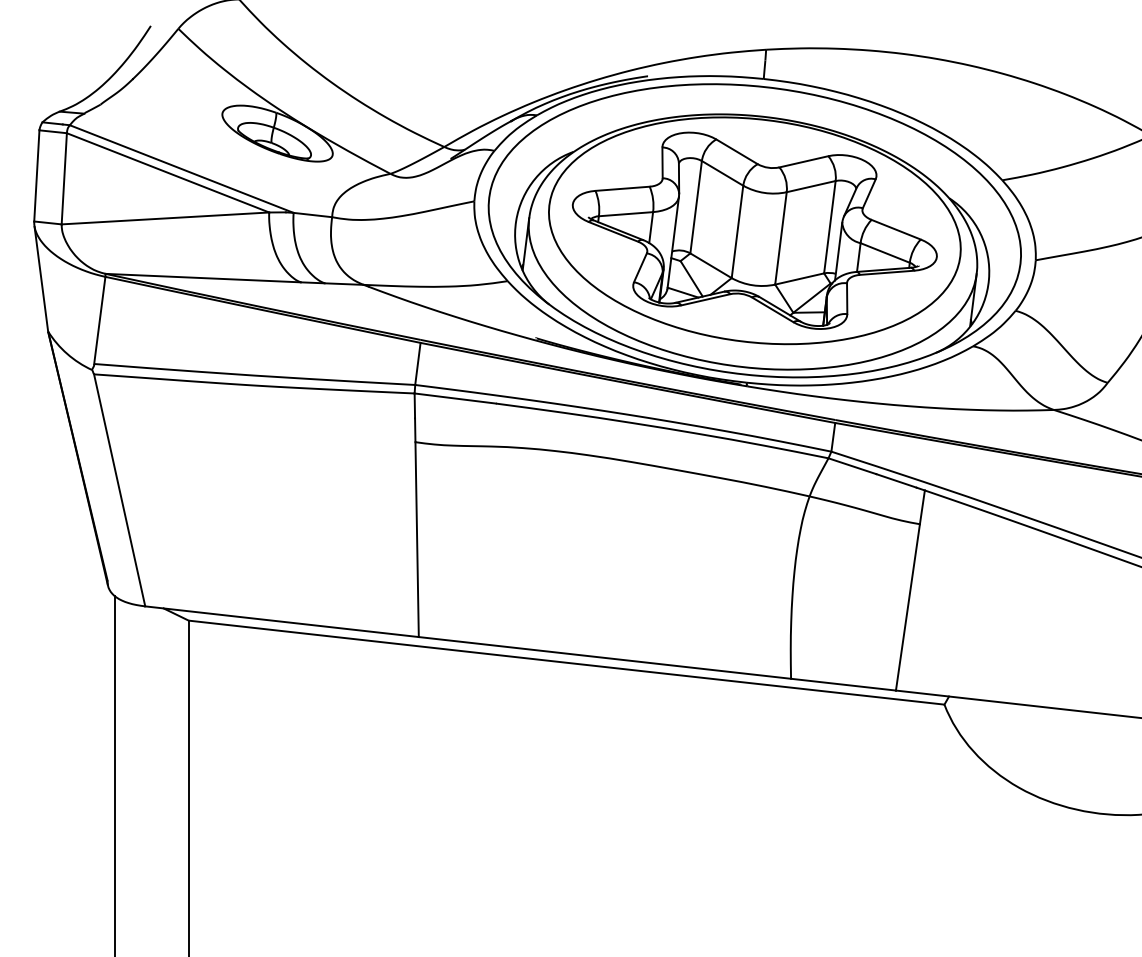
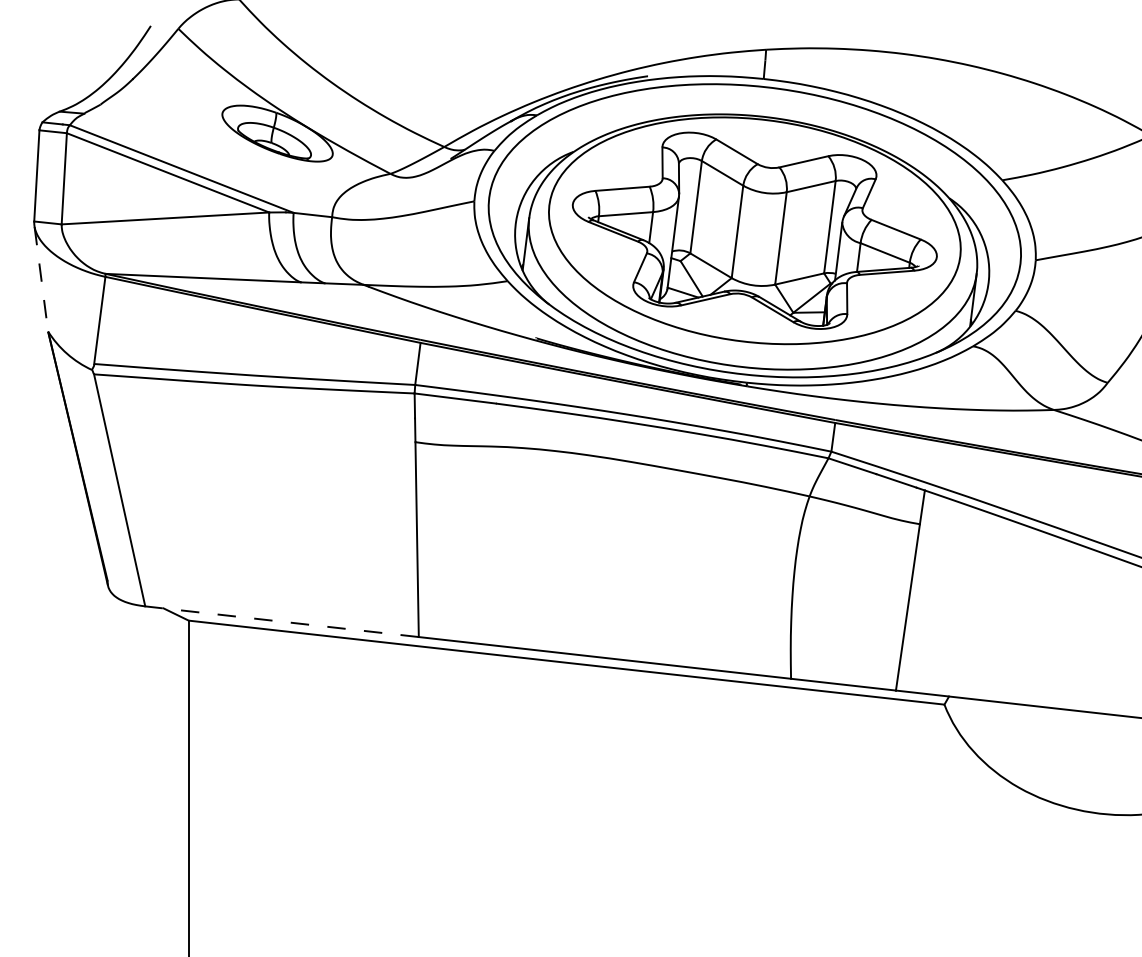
line: solid -> dashed (41, 279)
line: solid -> dashed (282, 621)
line: present -> none (115, 774)
